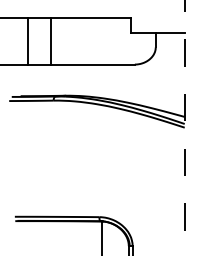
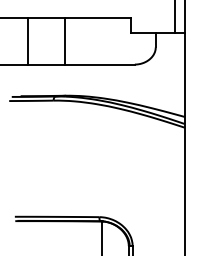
line: none -> present (174, 17)
line position: (50, 41) -> (64, 41) (64, 41)
line: dashed -> solid (184, 127)
